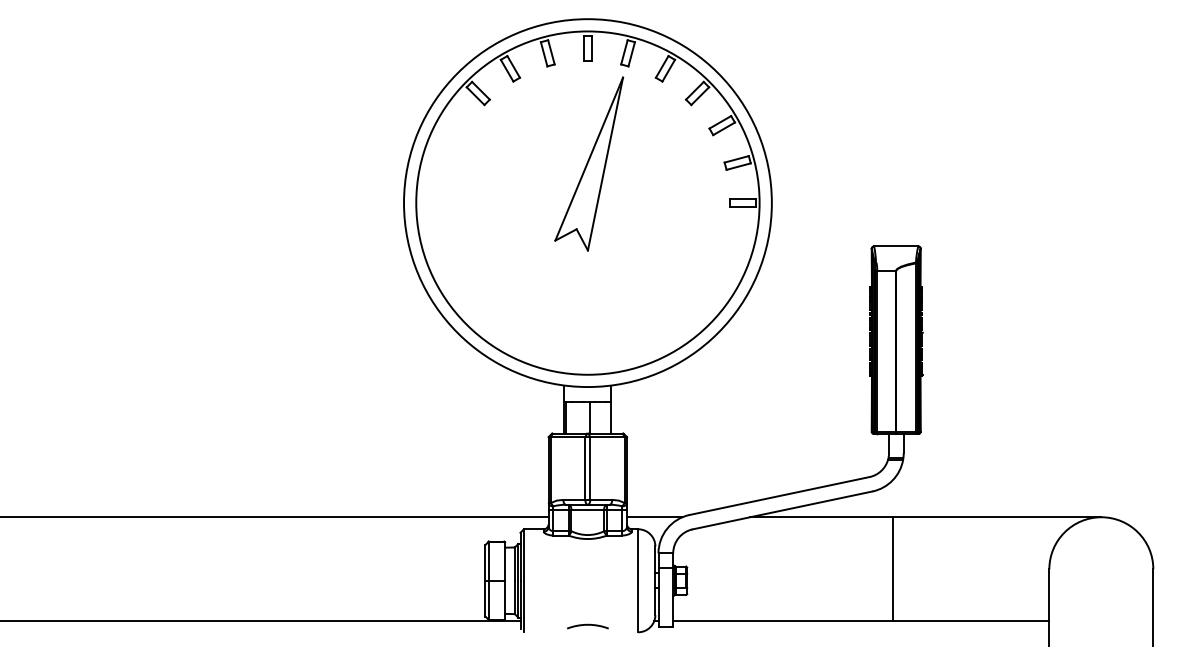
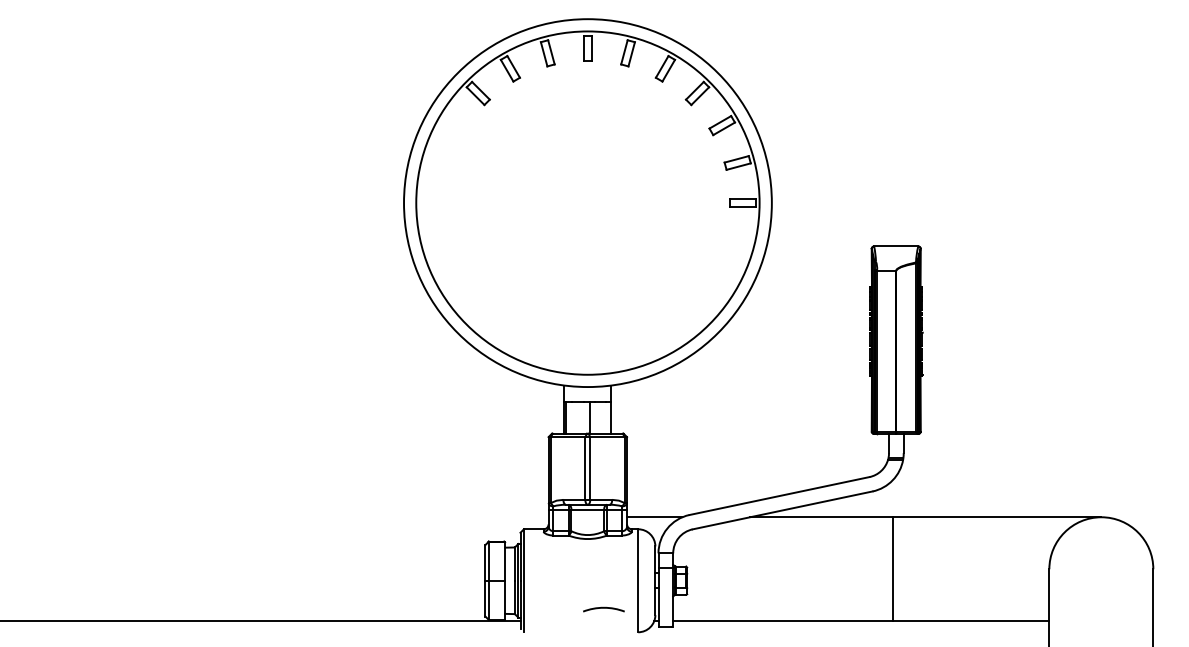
part: present -> none (589, 163)
line: present -> none (275, 517)
arc position: (587, 625) -> (603, 608) (603, 608)
